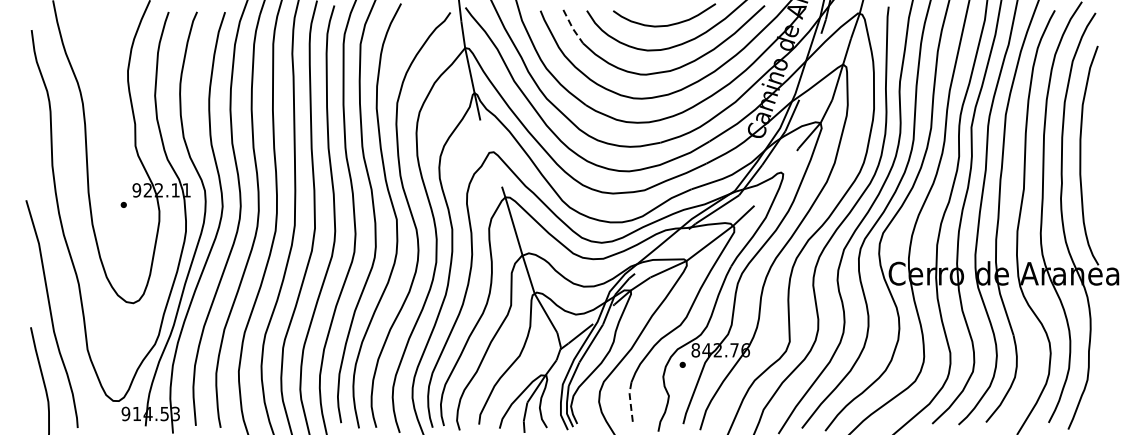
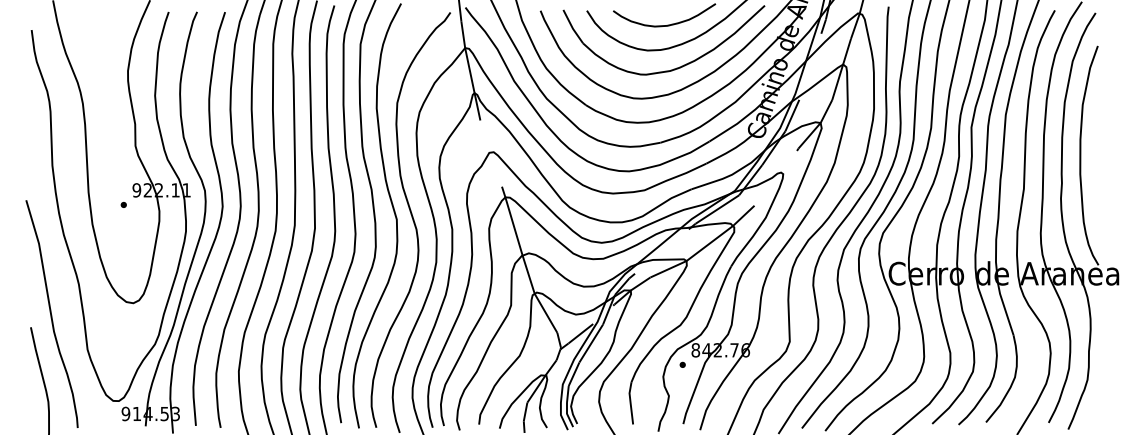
line: dashed -> solid (572, 28)
line: dashed -> solid (630, 403)
